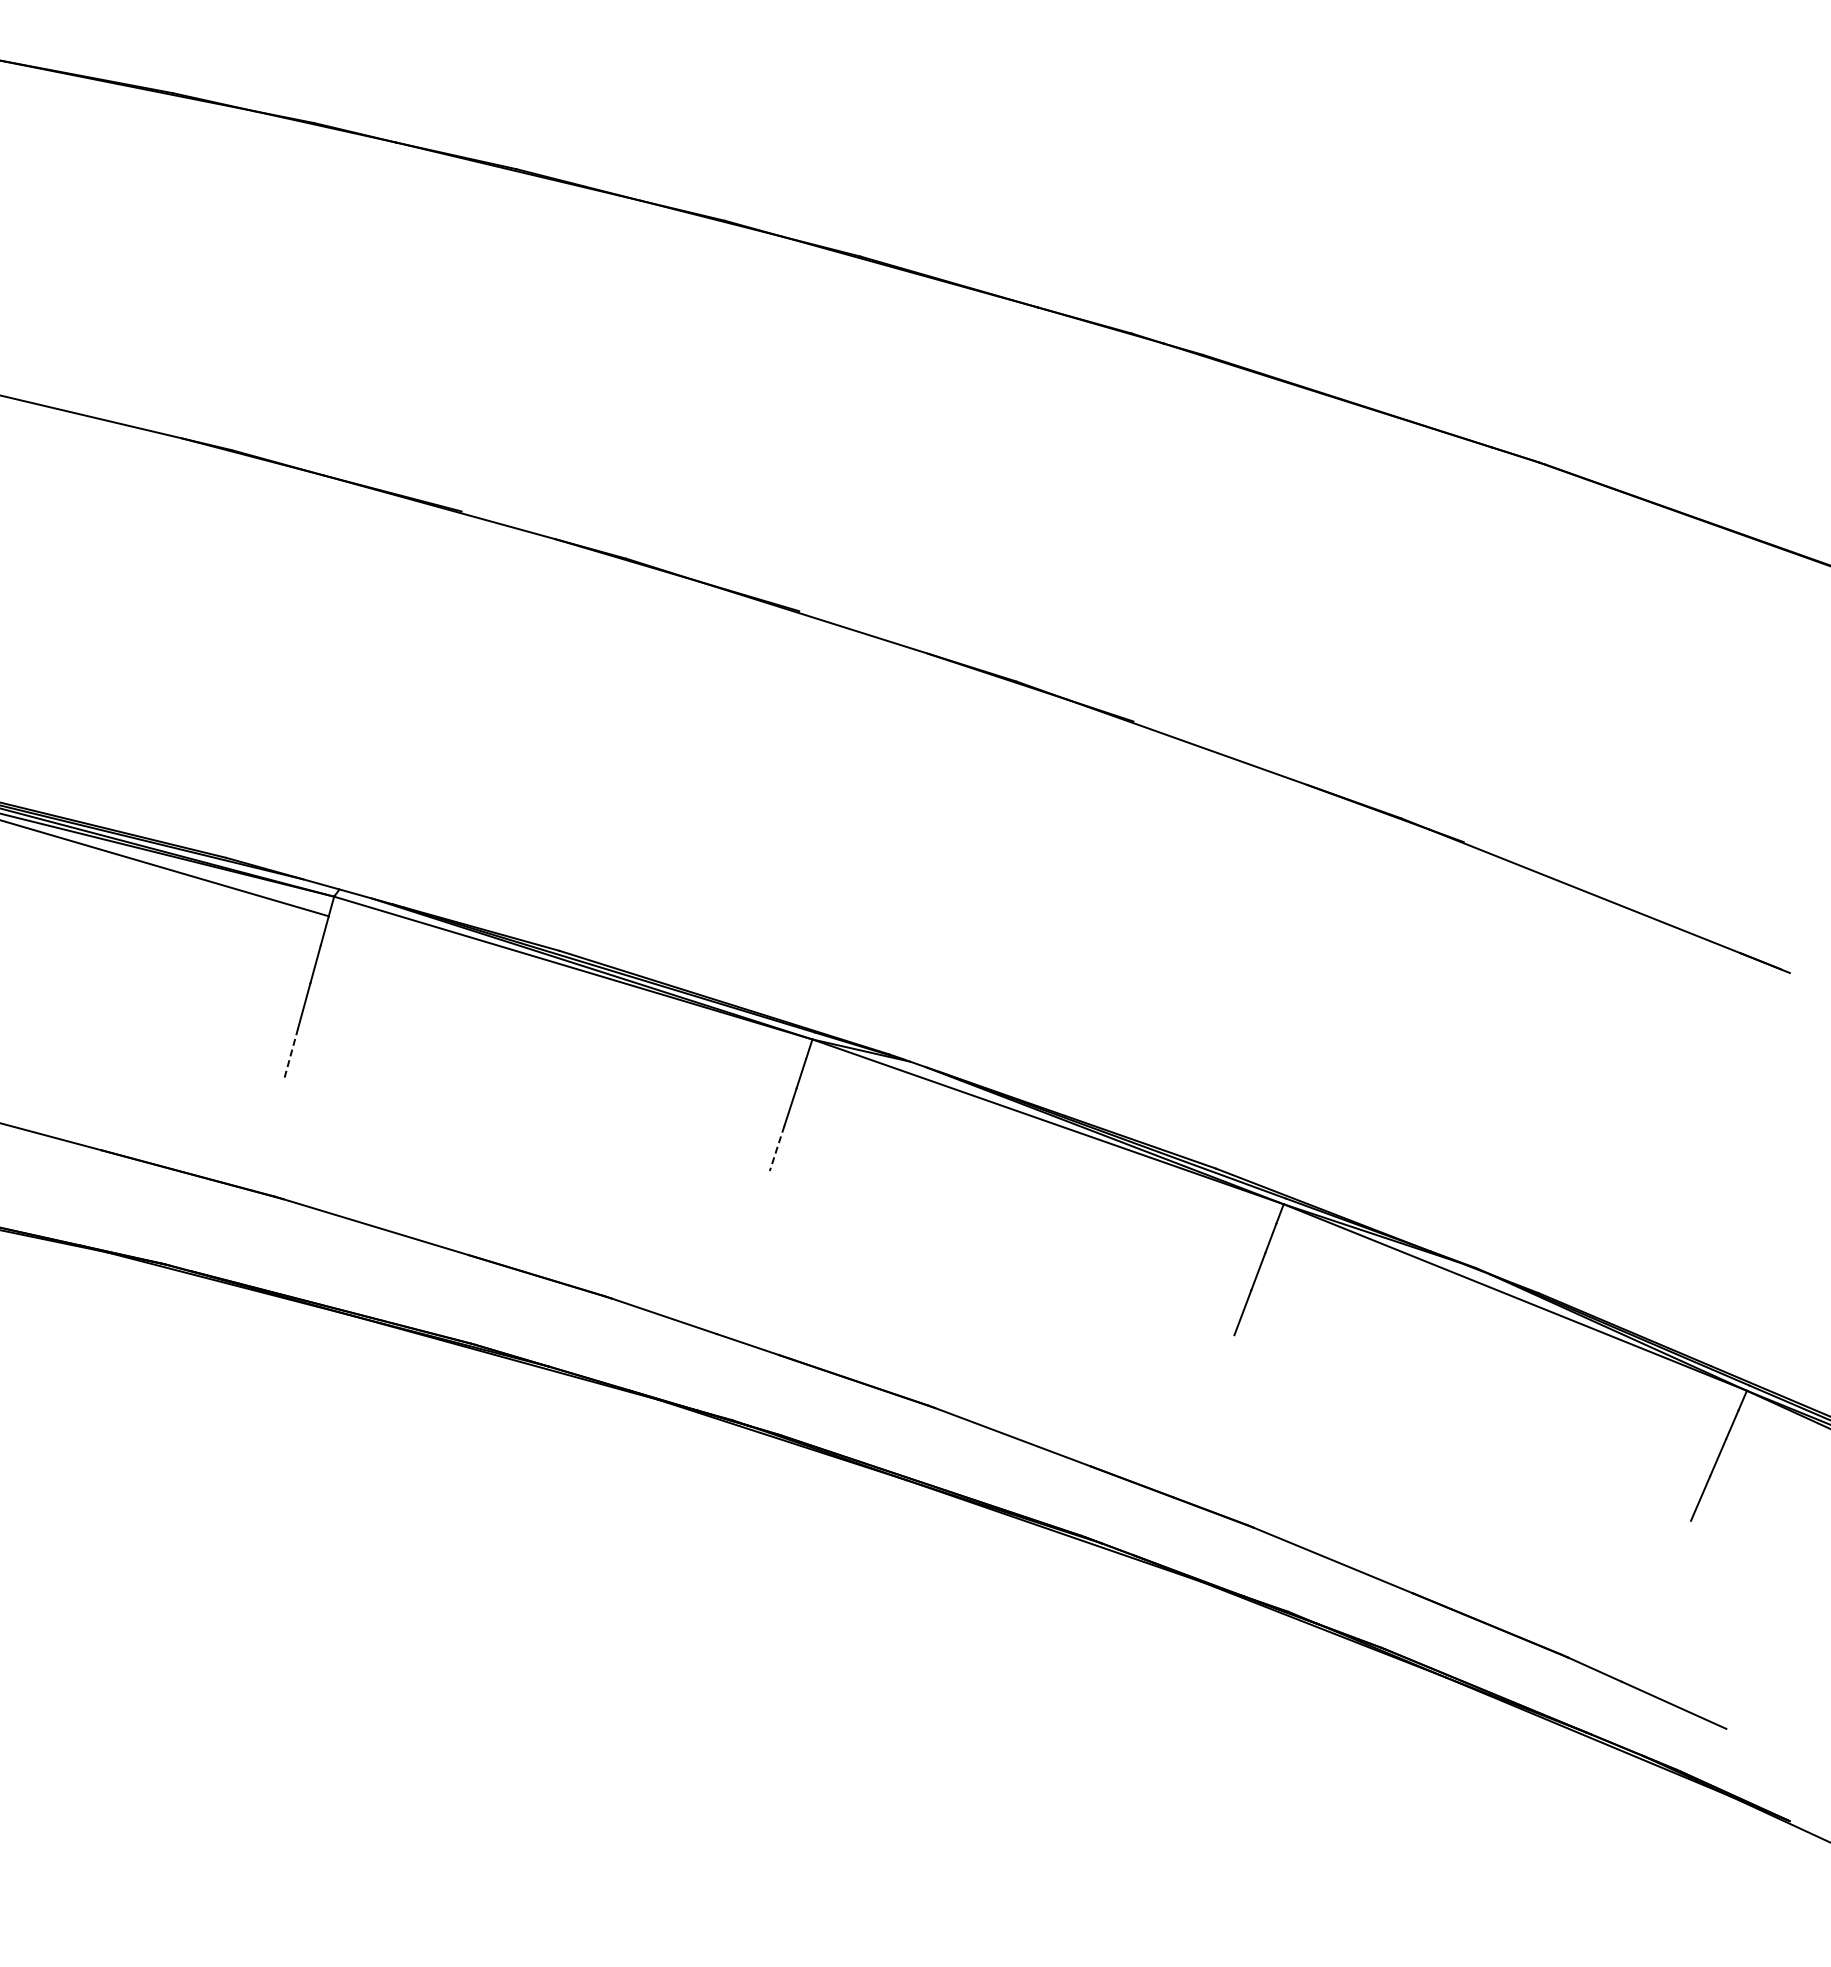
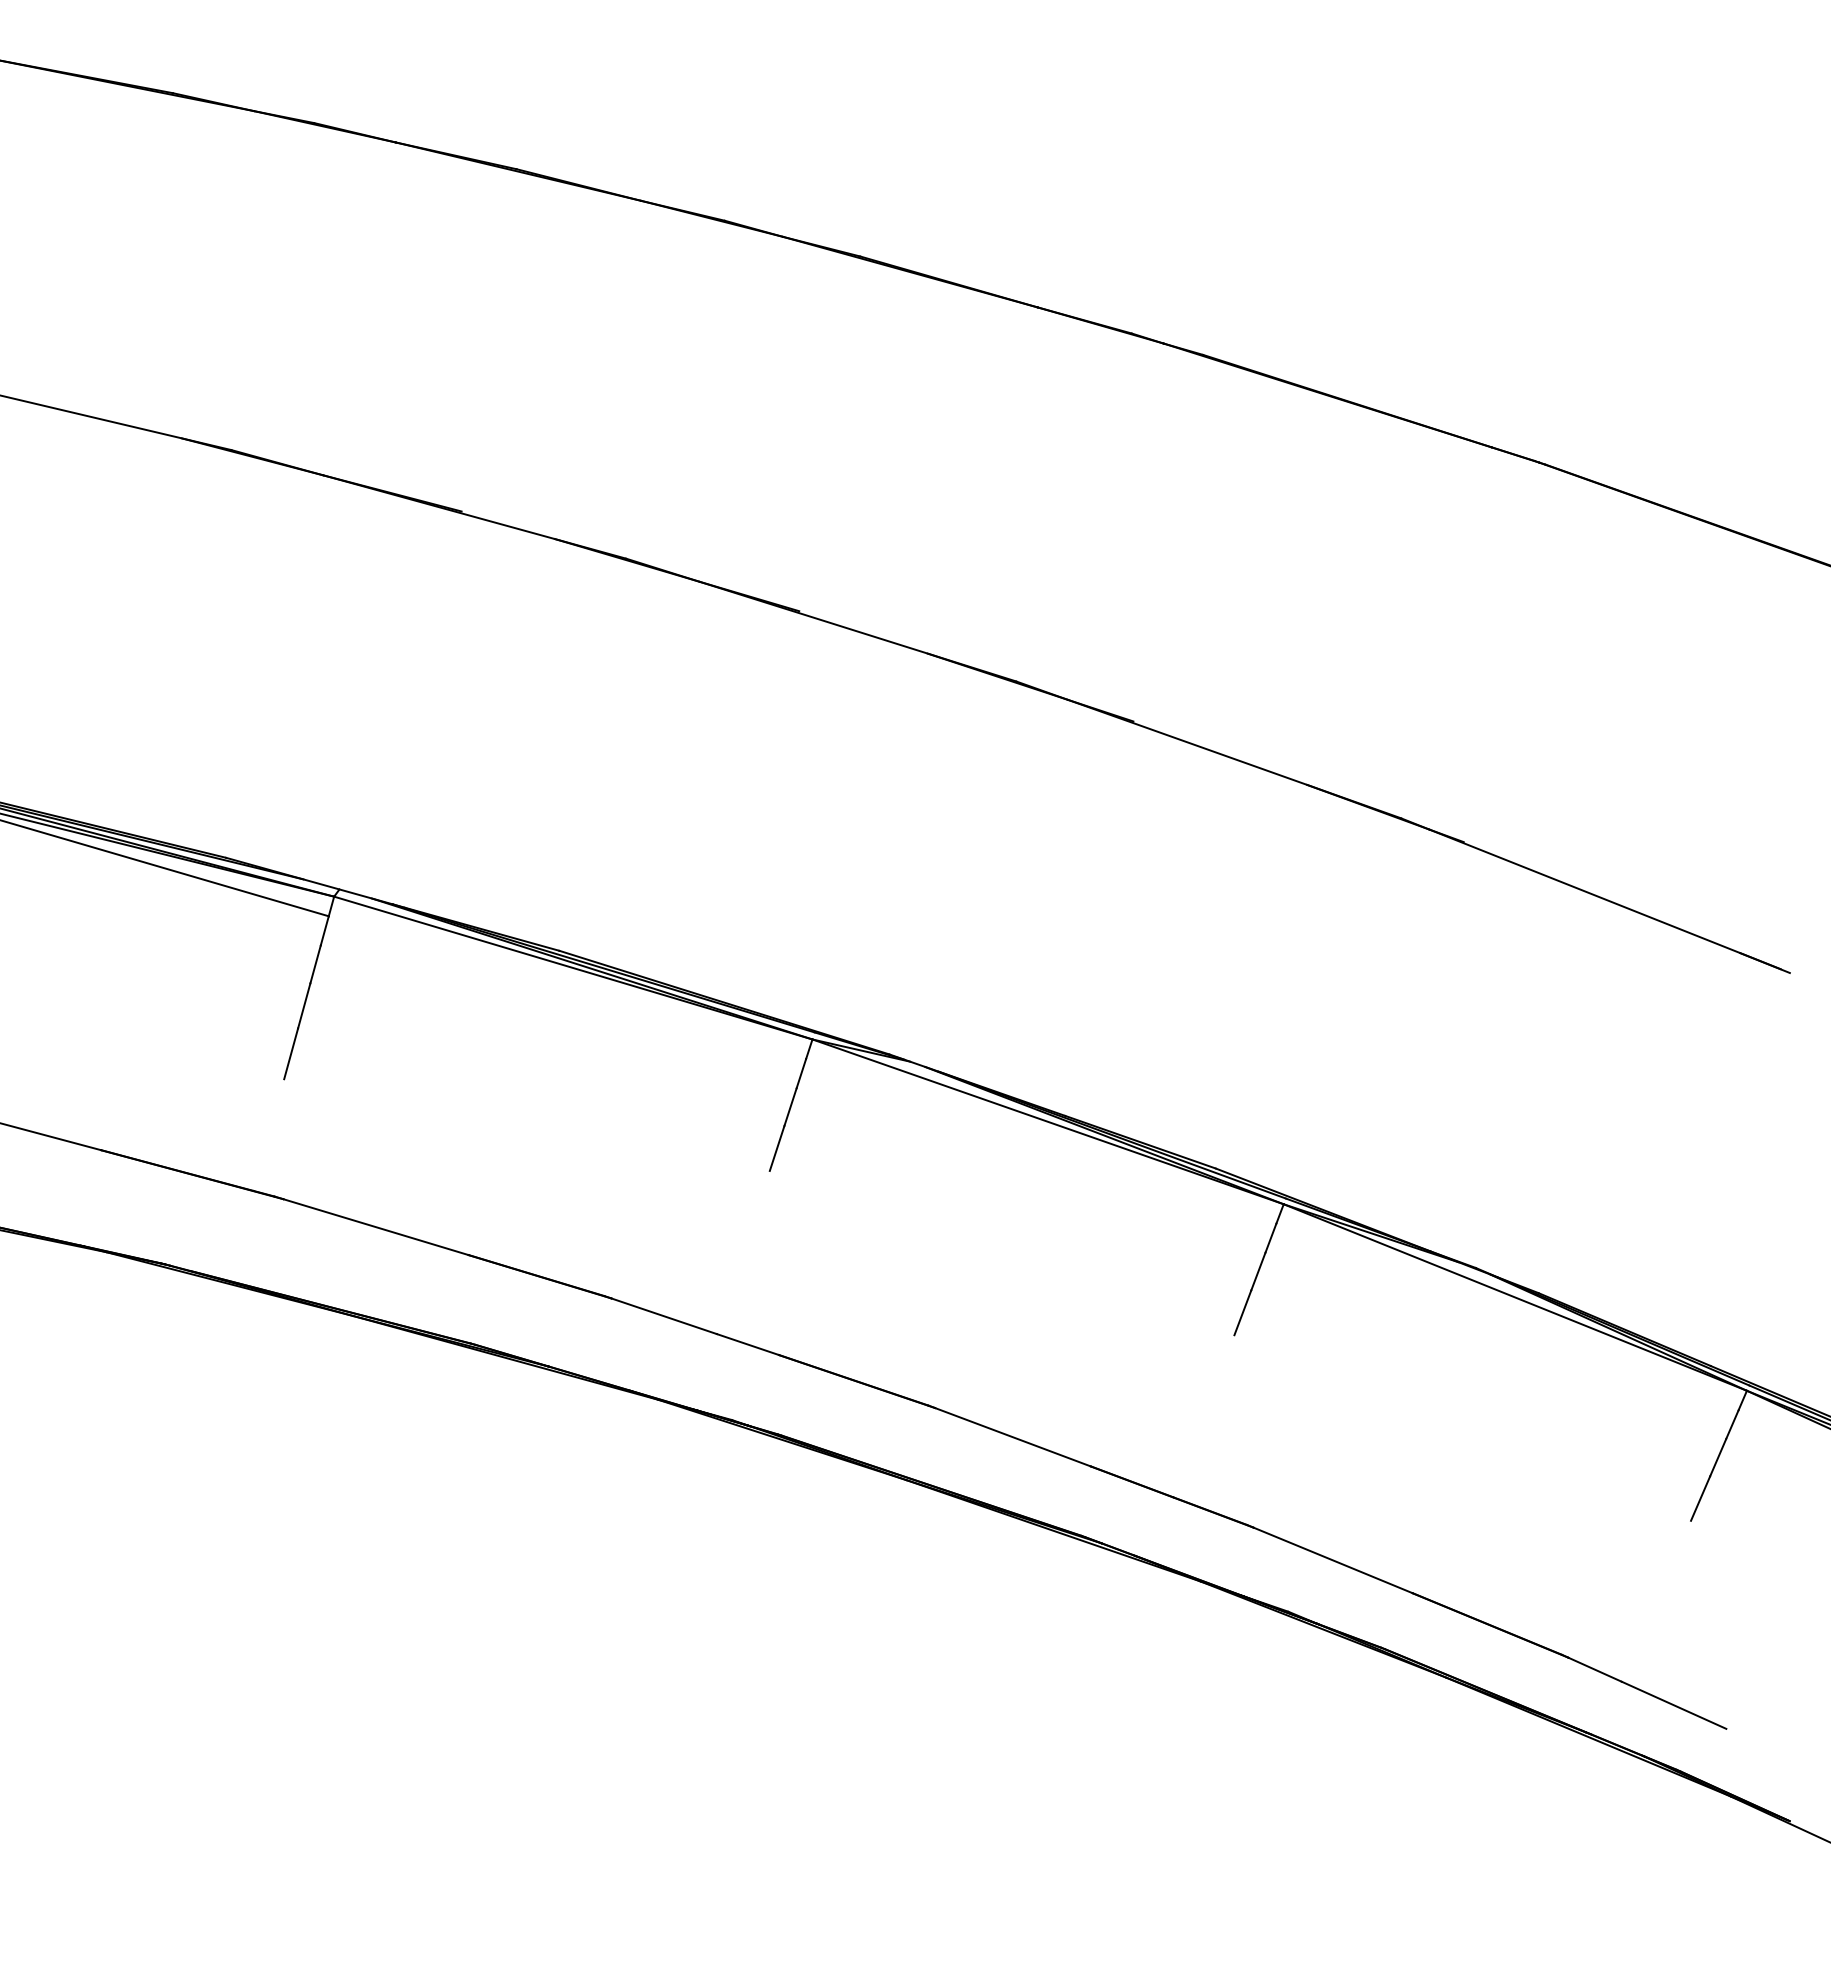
line: dashed -> solid (291, 1054)
line: dashed -> solid (777, 1148)
